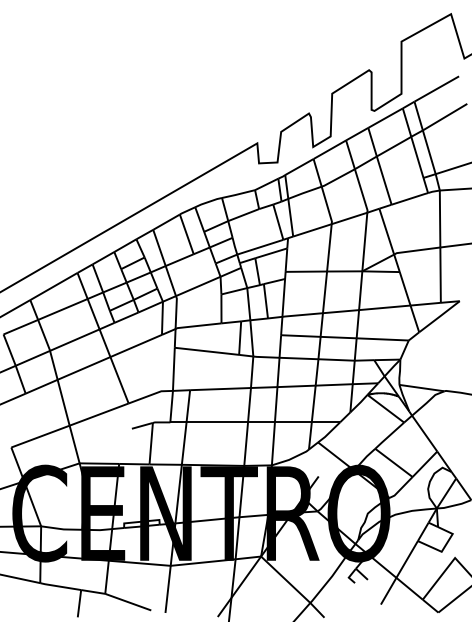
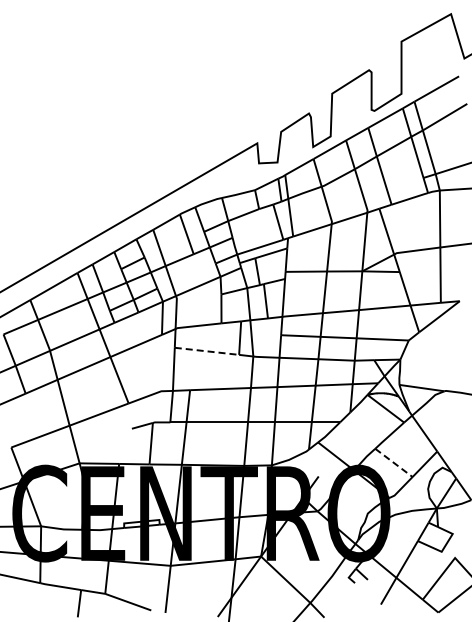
line: solid -> dashed (207, 351)
line: solid -> dashed (394, 463)
